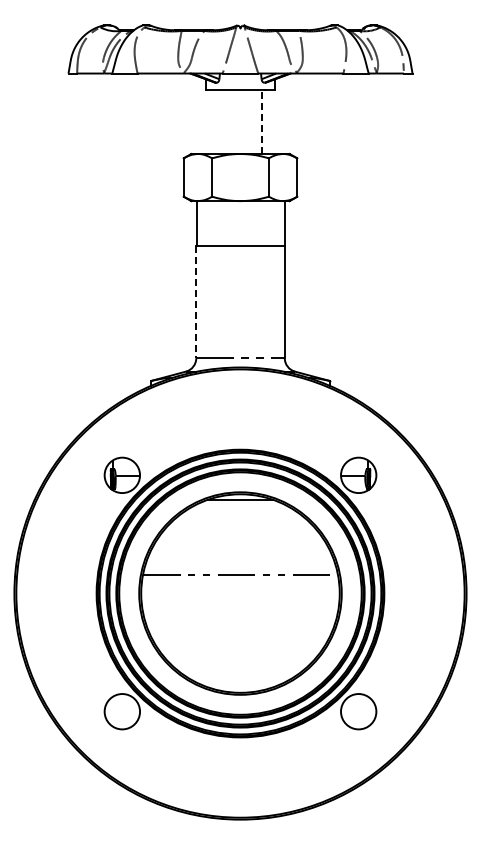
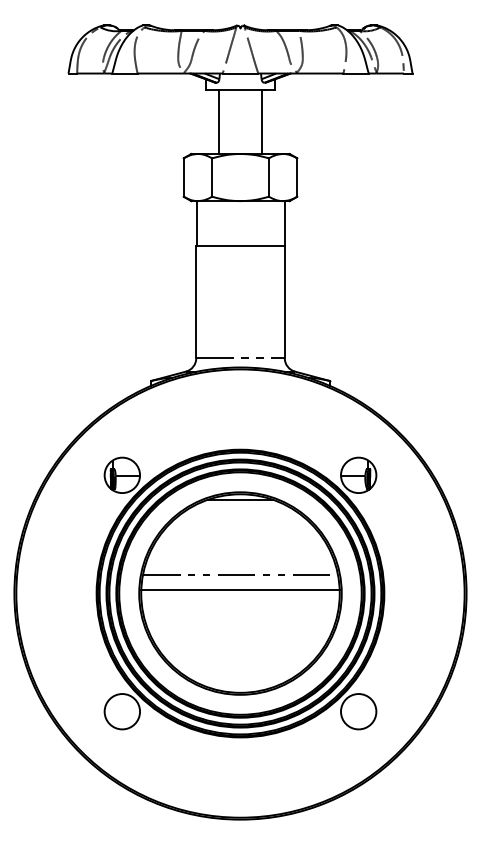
line: none -> present (218, 121)
line: dashed -> solid (262, 122)
line: dashed -> solid (196, 302)
line: none -> present (240, 589)
